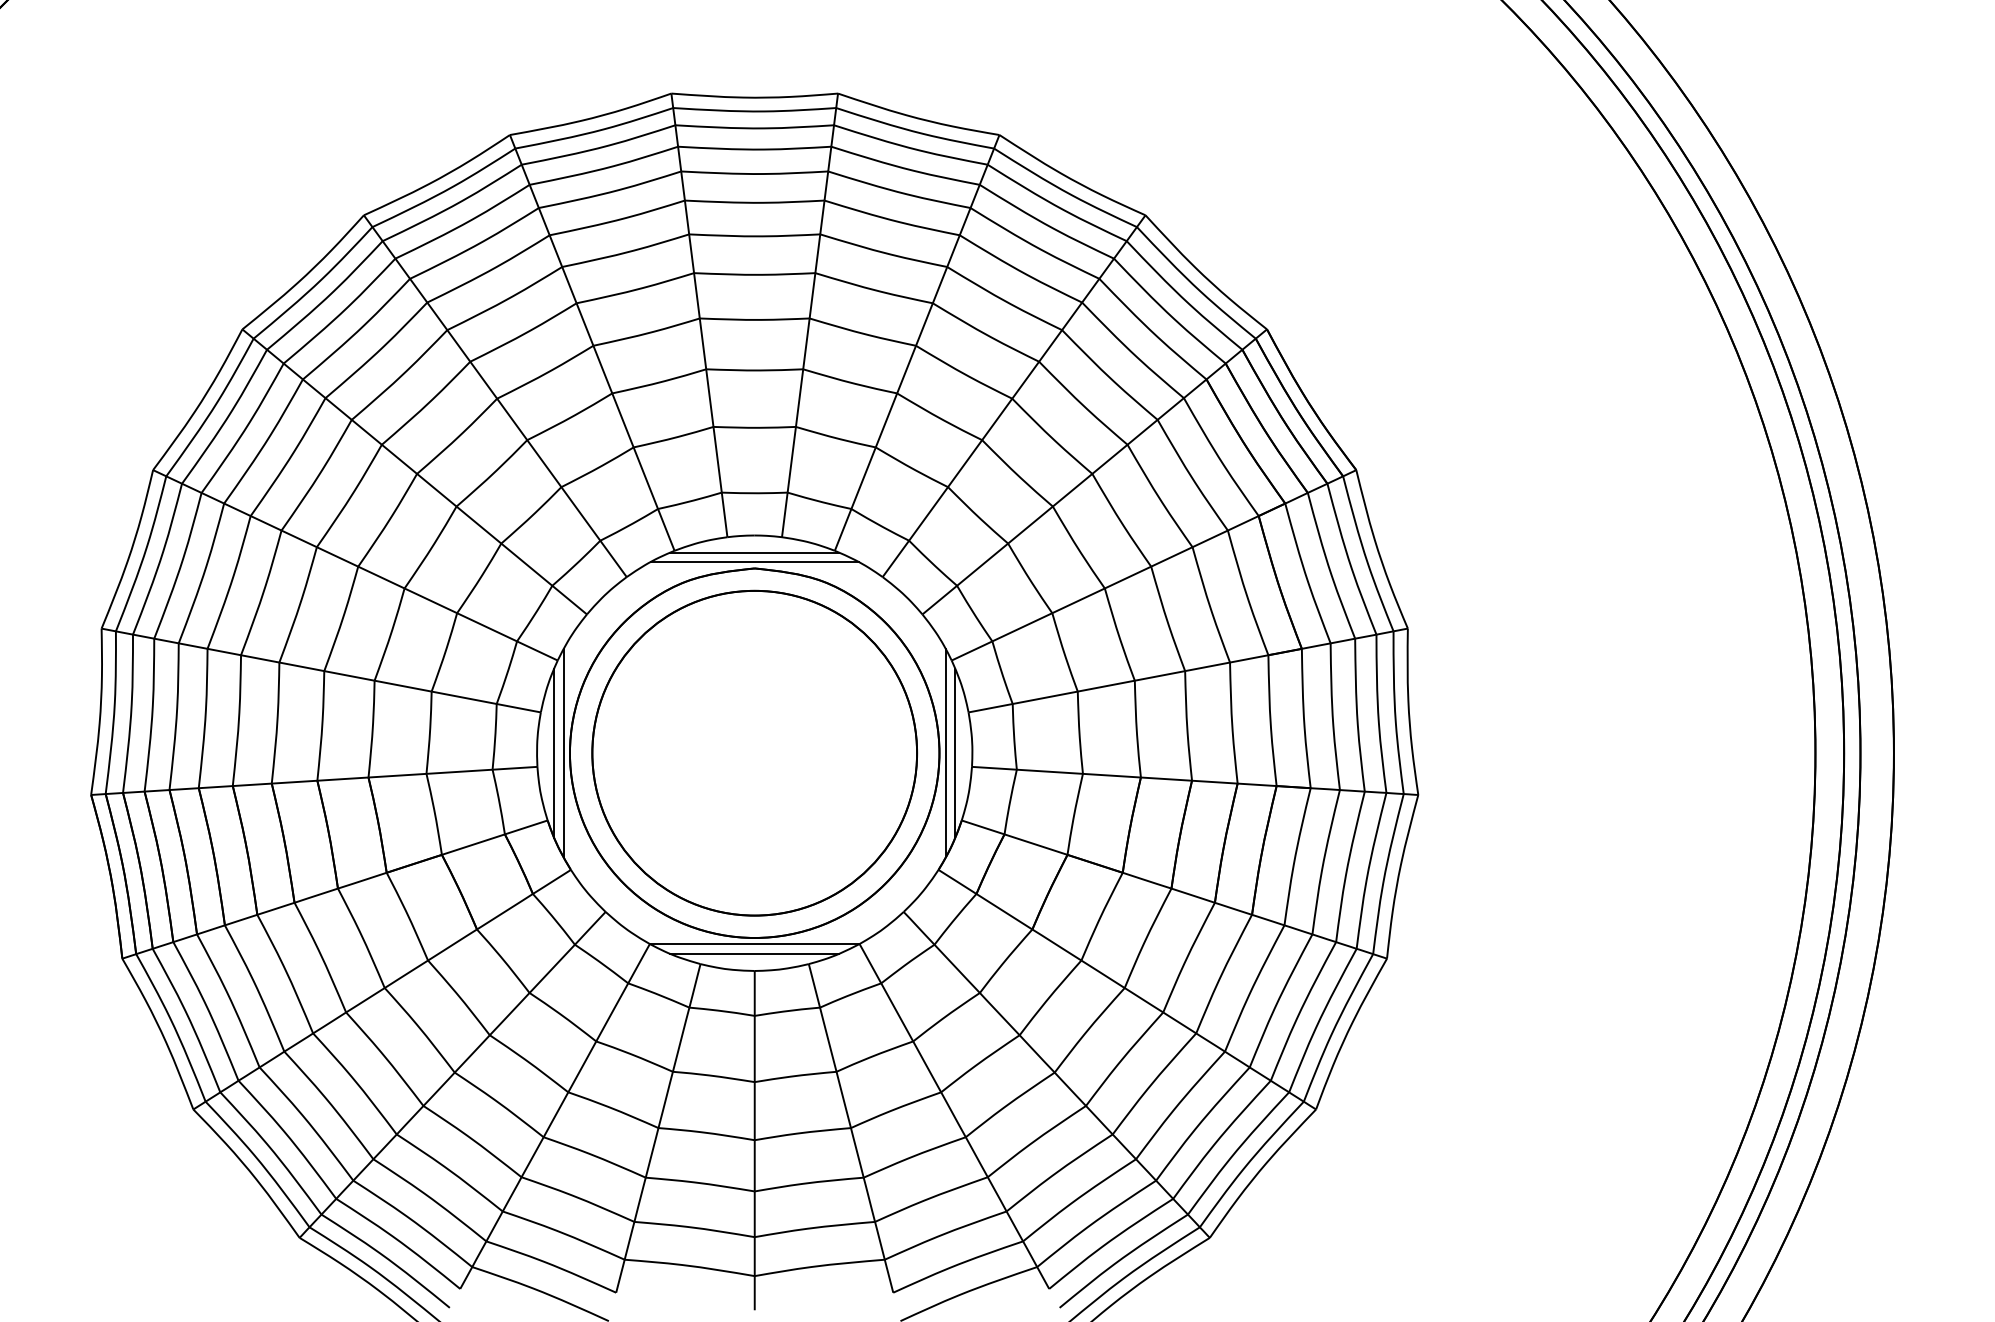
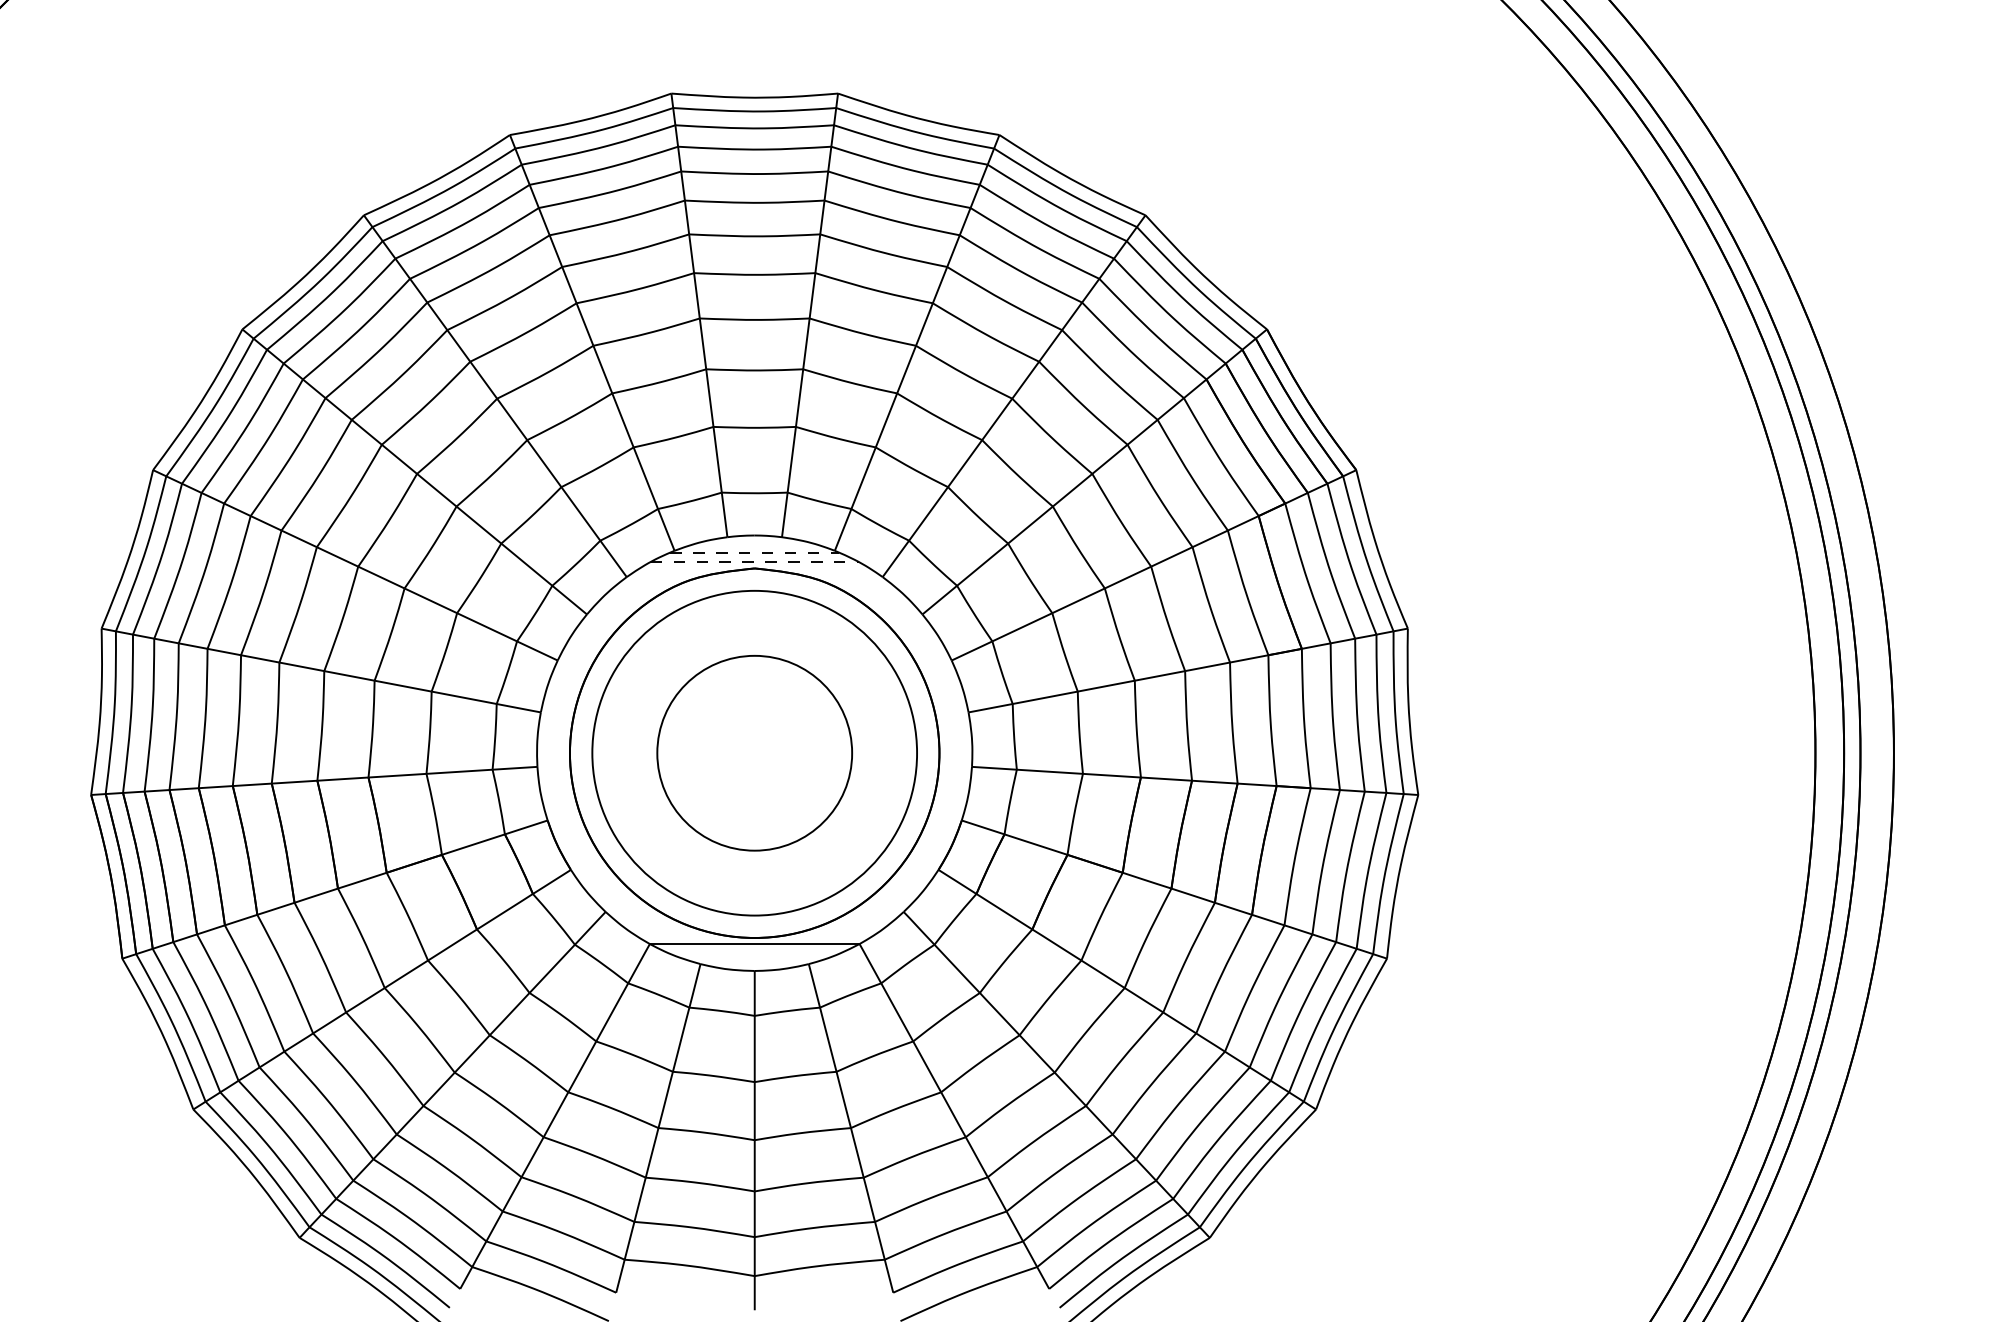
line: solid -> dashed (755, 552)
line: solid -> dashed (755, 562)
line: present -> none (554, 752)
circle diameter: 325 px -> 195 px (754, 752)
line: present -> none (563, 753)
line: present -> none (945, 753)
line: present -> none (955, 753)
line: present -> none (754, 953)
